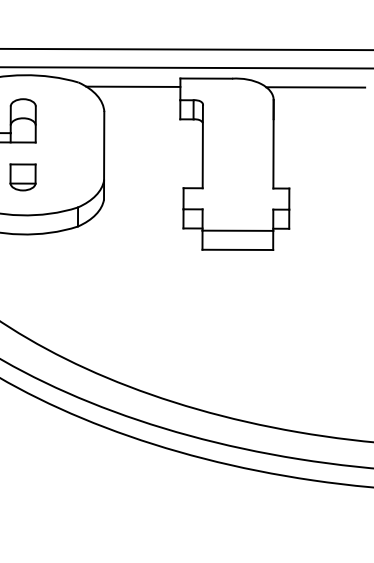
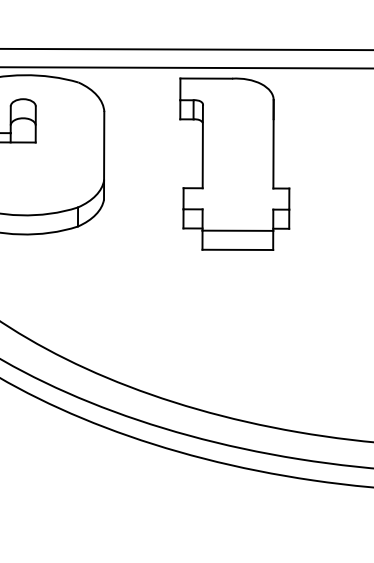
line: present -> none (133, 86)
line: present -> none (315, 87)
part: present -> none (22, 177)
